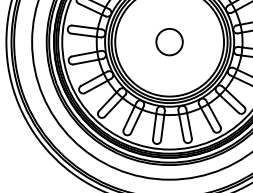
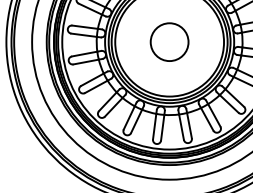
circle size: 29x29 px -> 41x40 px (169, 41)
